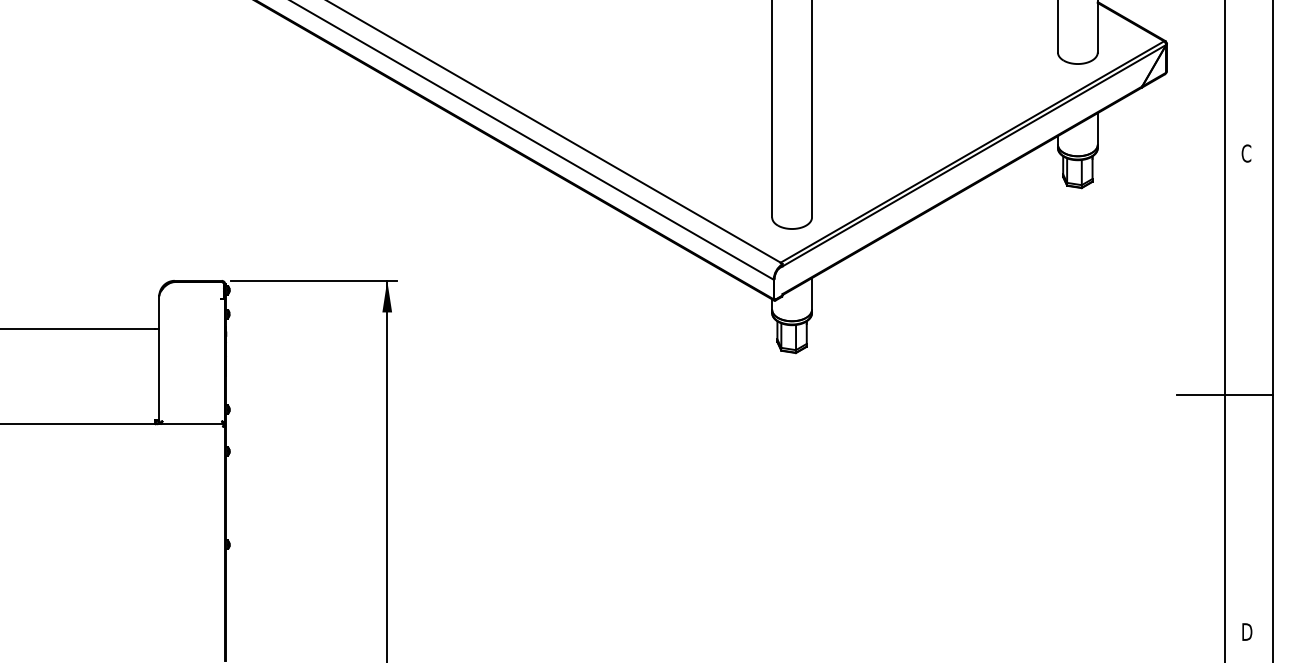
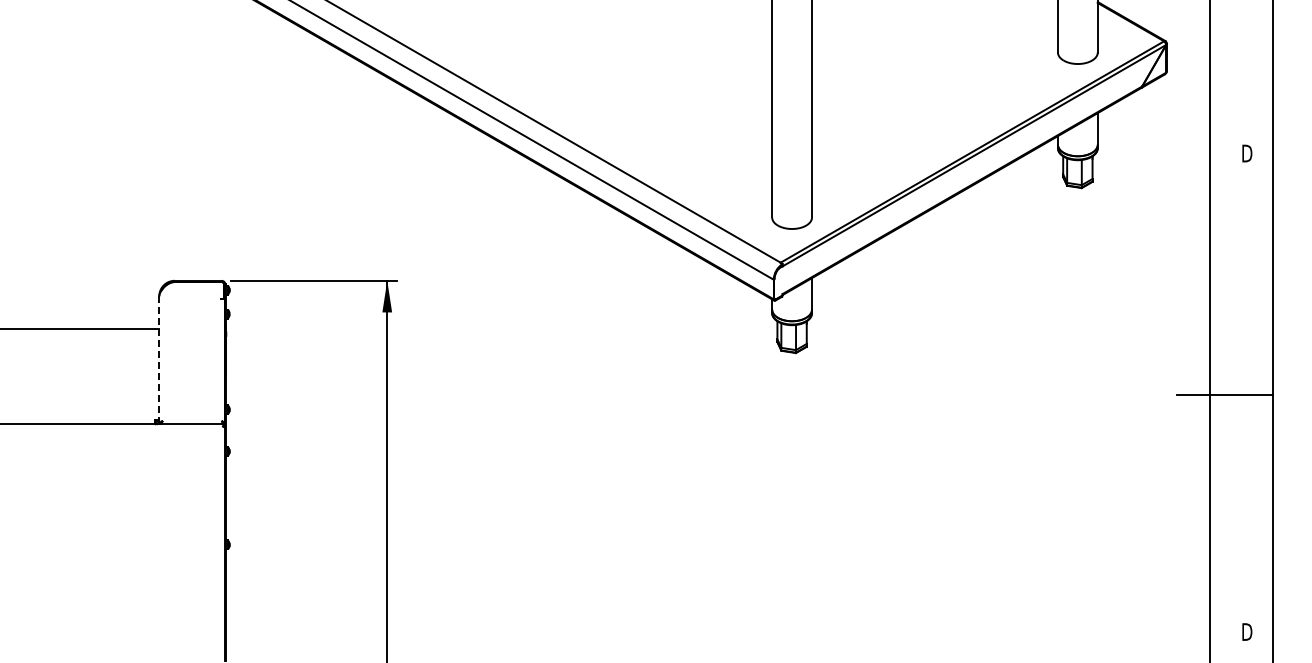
text: C -> D (1246, 153)
line position: (1224, 330) -> (1209, 330) (1209, 330)
line: solid -> dashed (159, 359)
